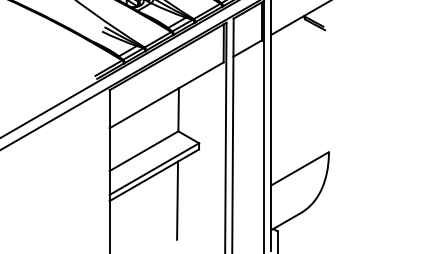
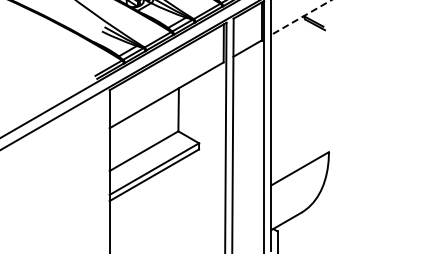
line: solid -> dashed (300, 17)
line: present -> none (177, 200)
